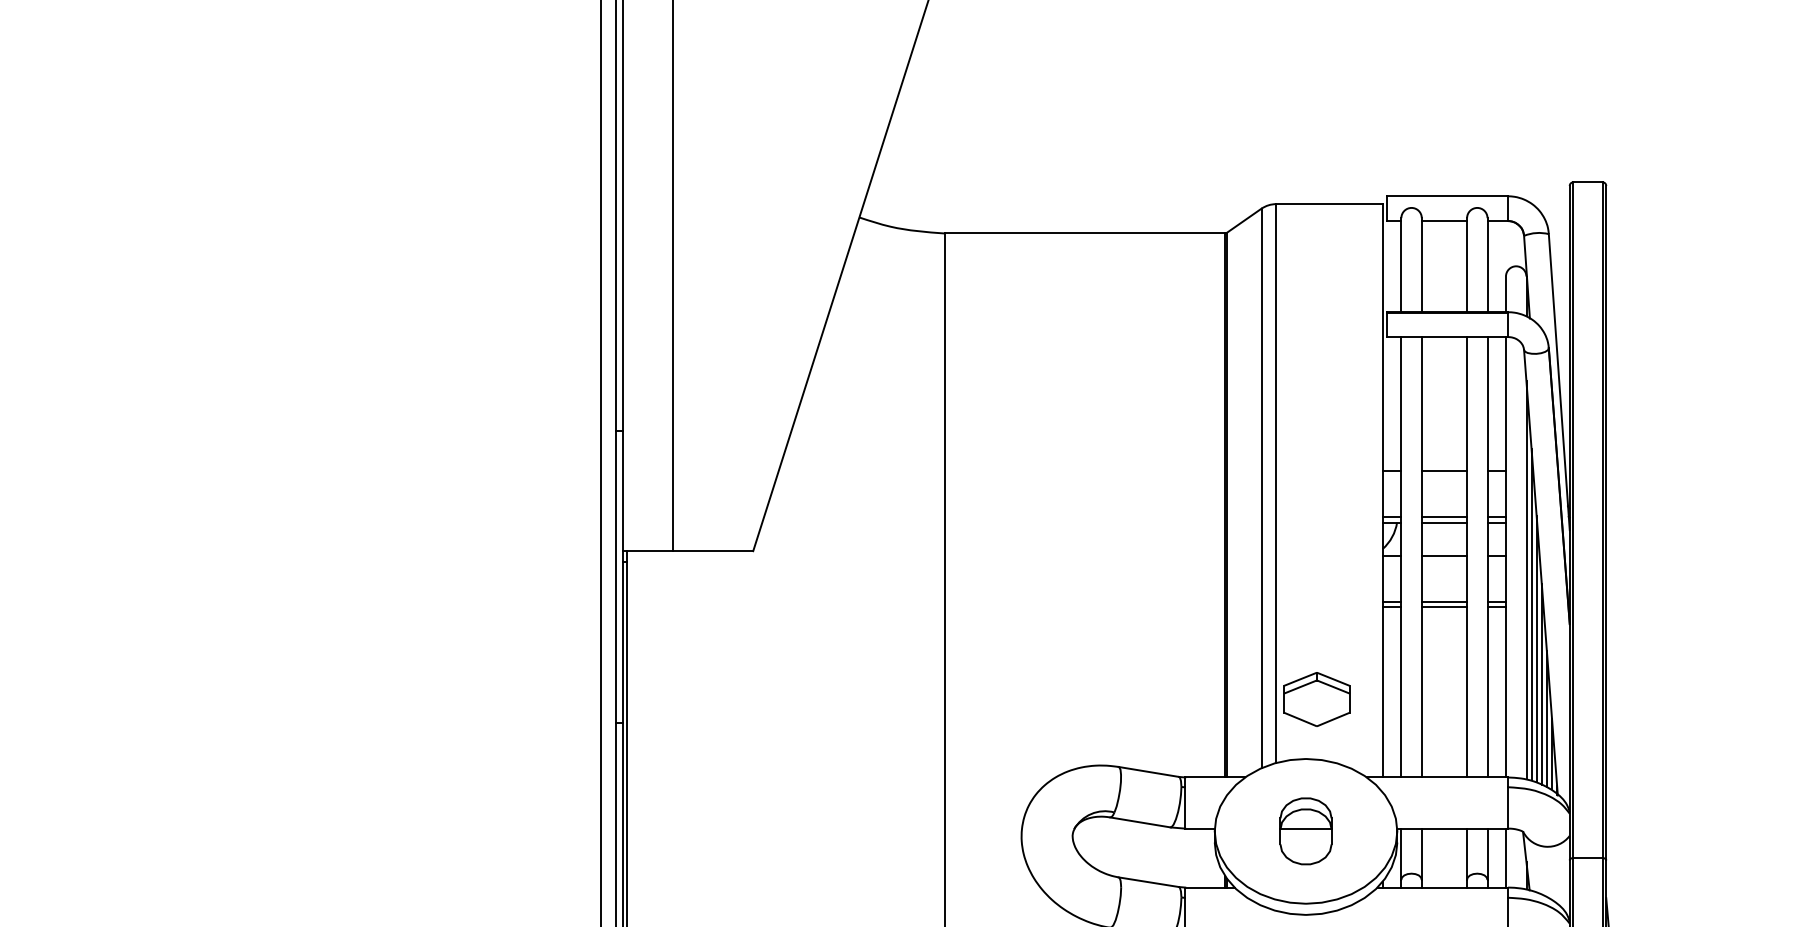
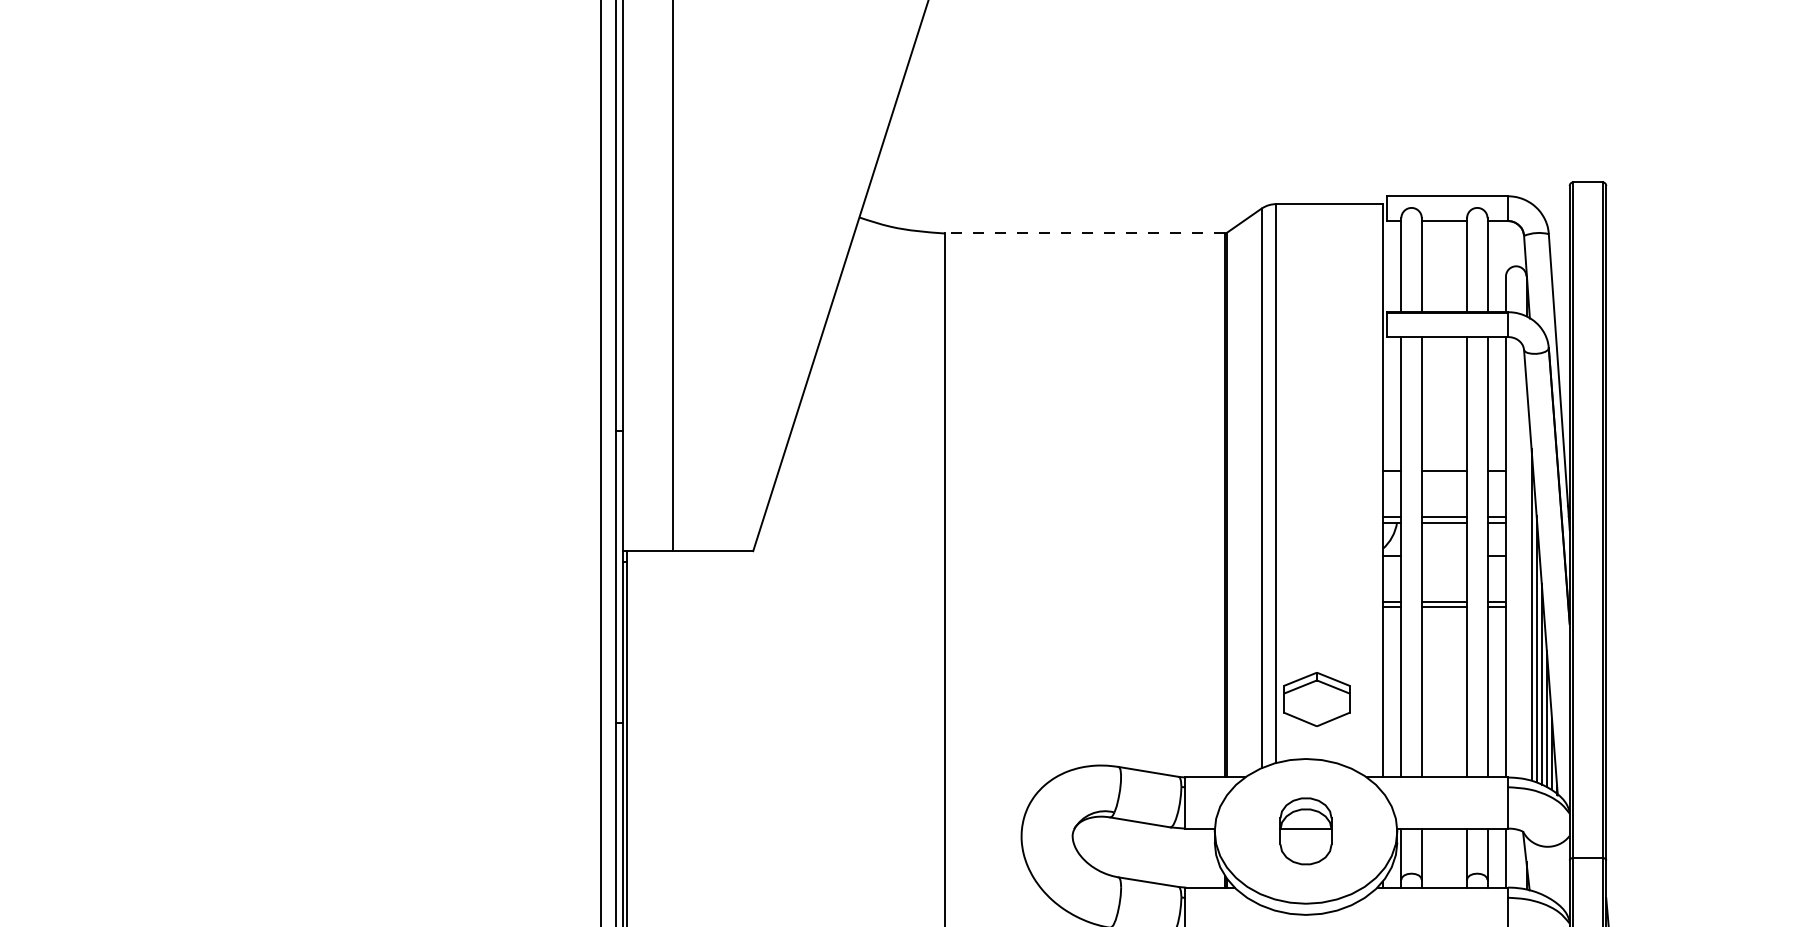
line: solid -> dashed (1084, 233)
line: present -> none (1444, 555)
line: present -> none (1526, 579)
